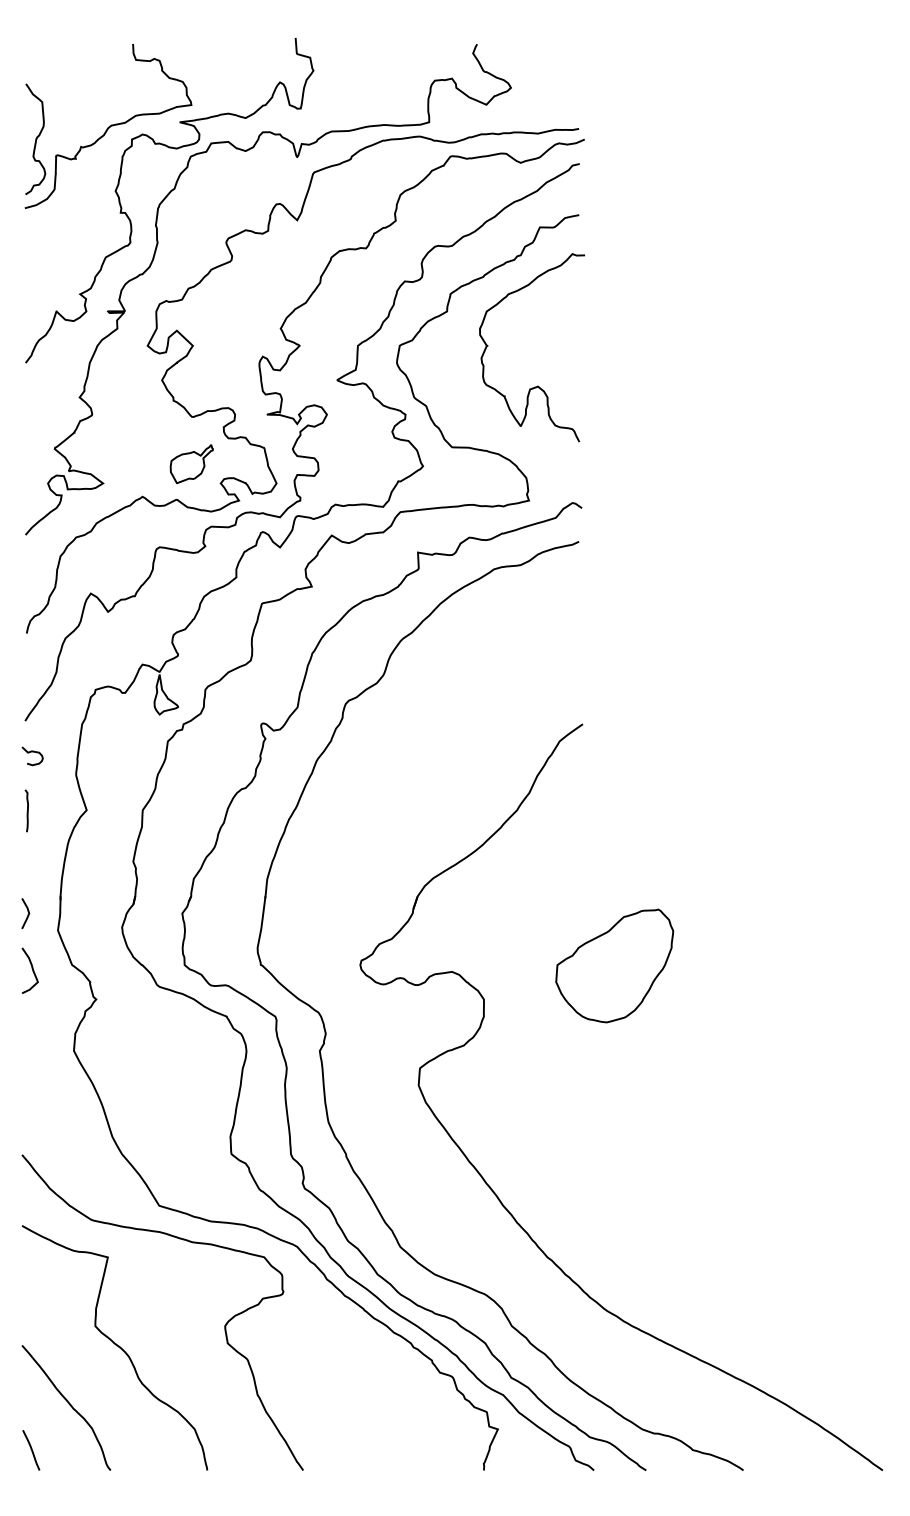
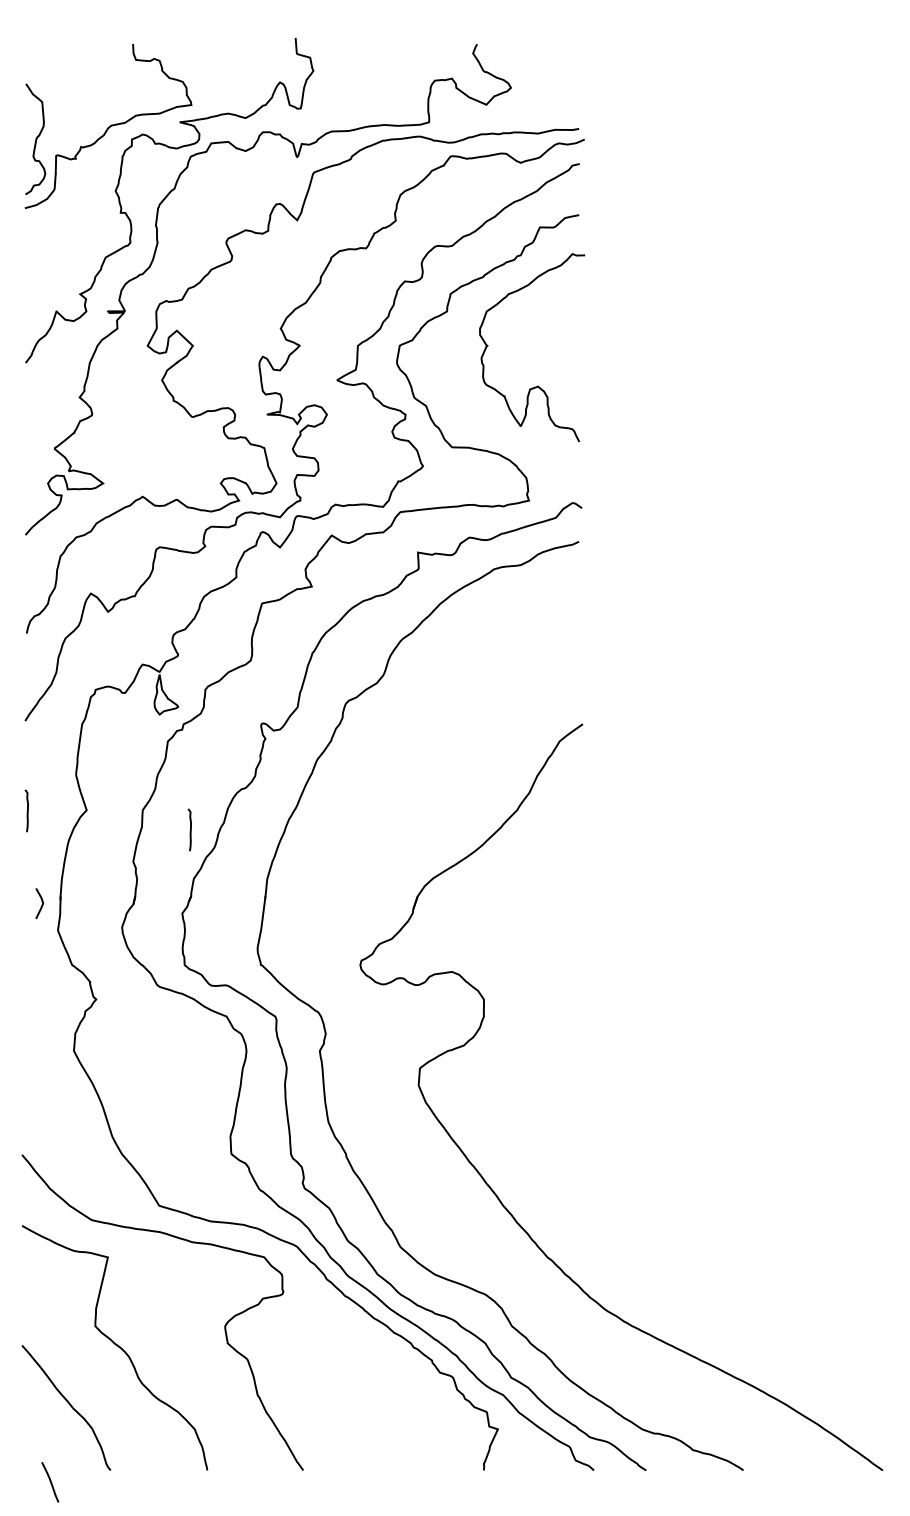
part: present -> none (191, 463)
curve: present -> none (32, 752)
curve: none -> present (190, 829)
line position: (27, 914) -> (41, 904) (41, 904)
part: present -> none (614, 965)
curve: present -> none (31, 968)
line position: (31, 1450) -> (50, 1482) (50, 1482)
